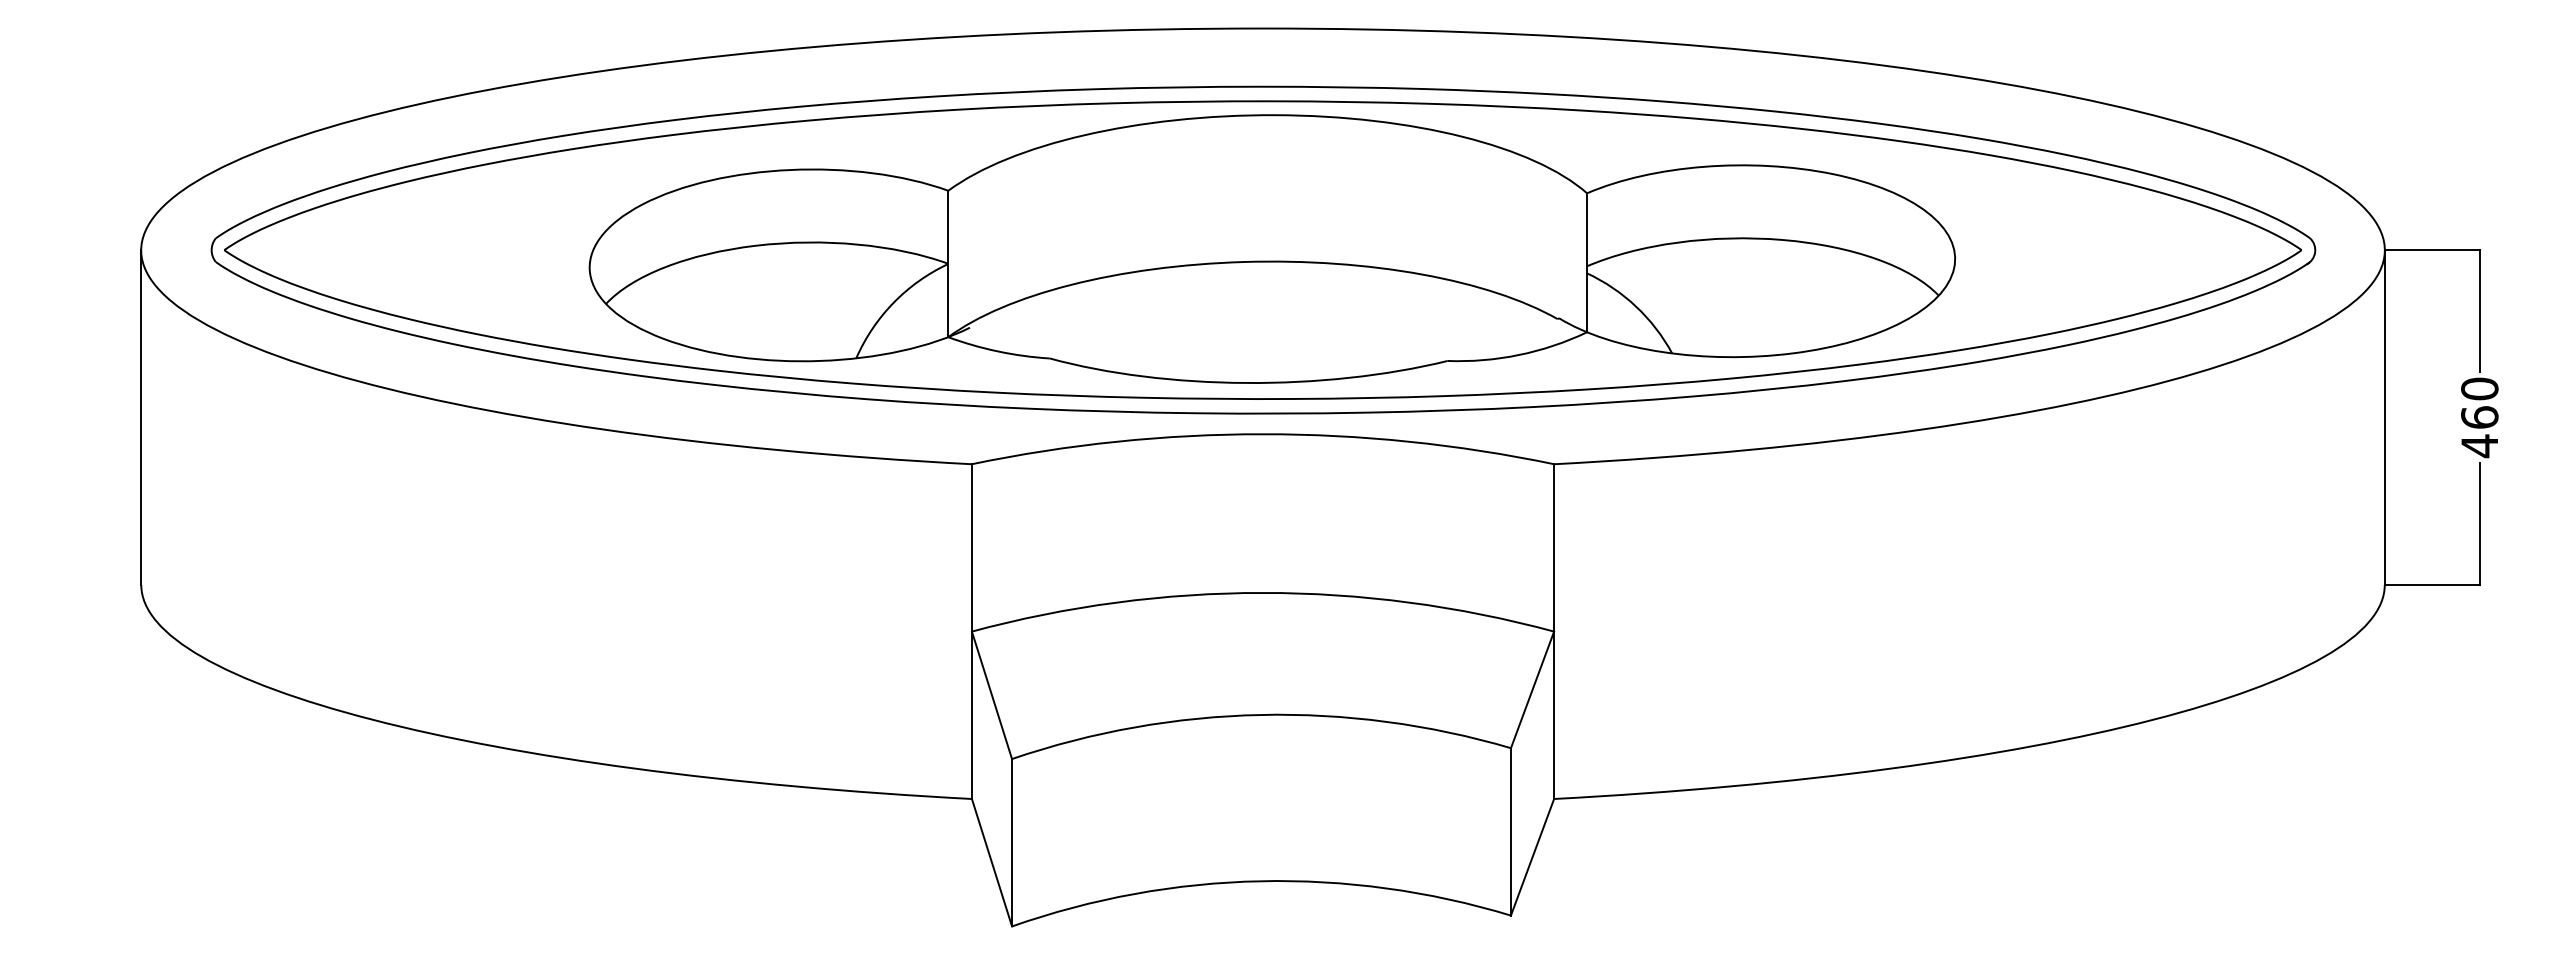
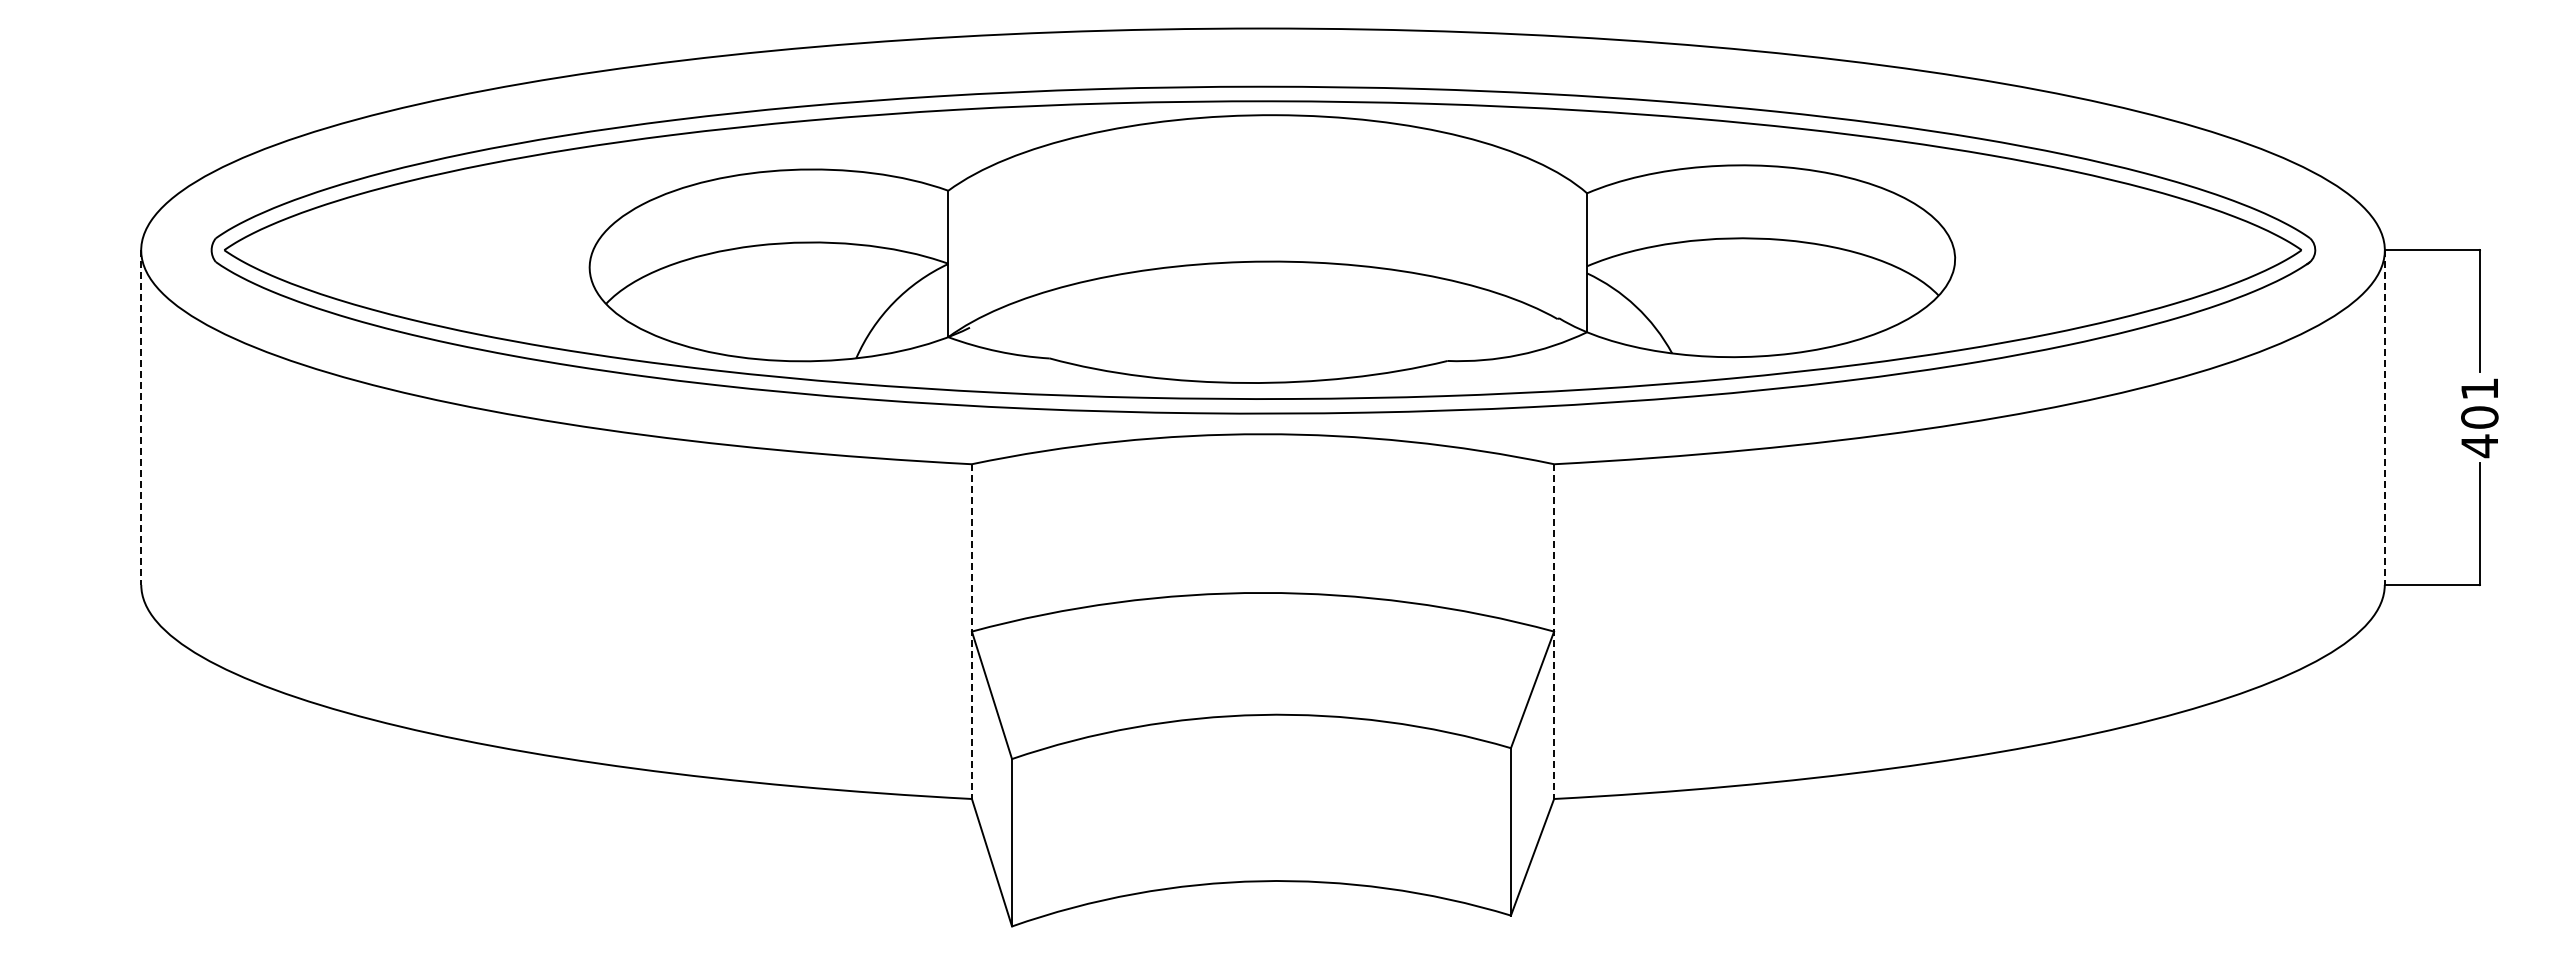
text: 460 -> 401 (2479, 402)
line: solid -> dashed (141, 418)
line: solid -> dashed (2384, 418)
line: solid -> dashed (971, 632)
line: solid -> dashed (1554, 632)
